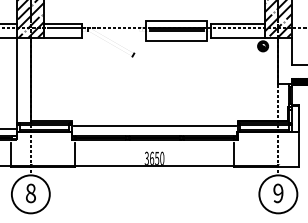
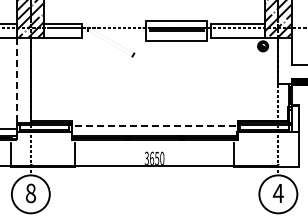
line: solid -> dashed (17, 80)
line: solid -> dashed (154, 126)
text: 9 -> 4 (277, 193)
